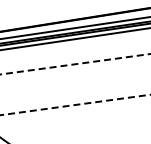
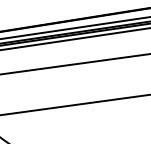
line: dashed -> solid (75, 64)
line: dashed -> solid (75, 105)
